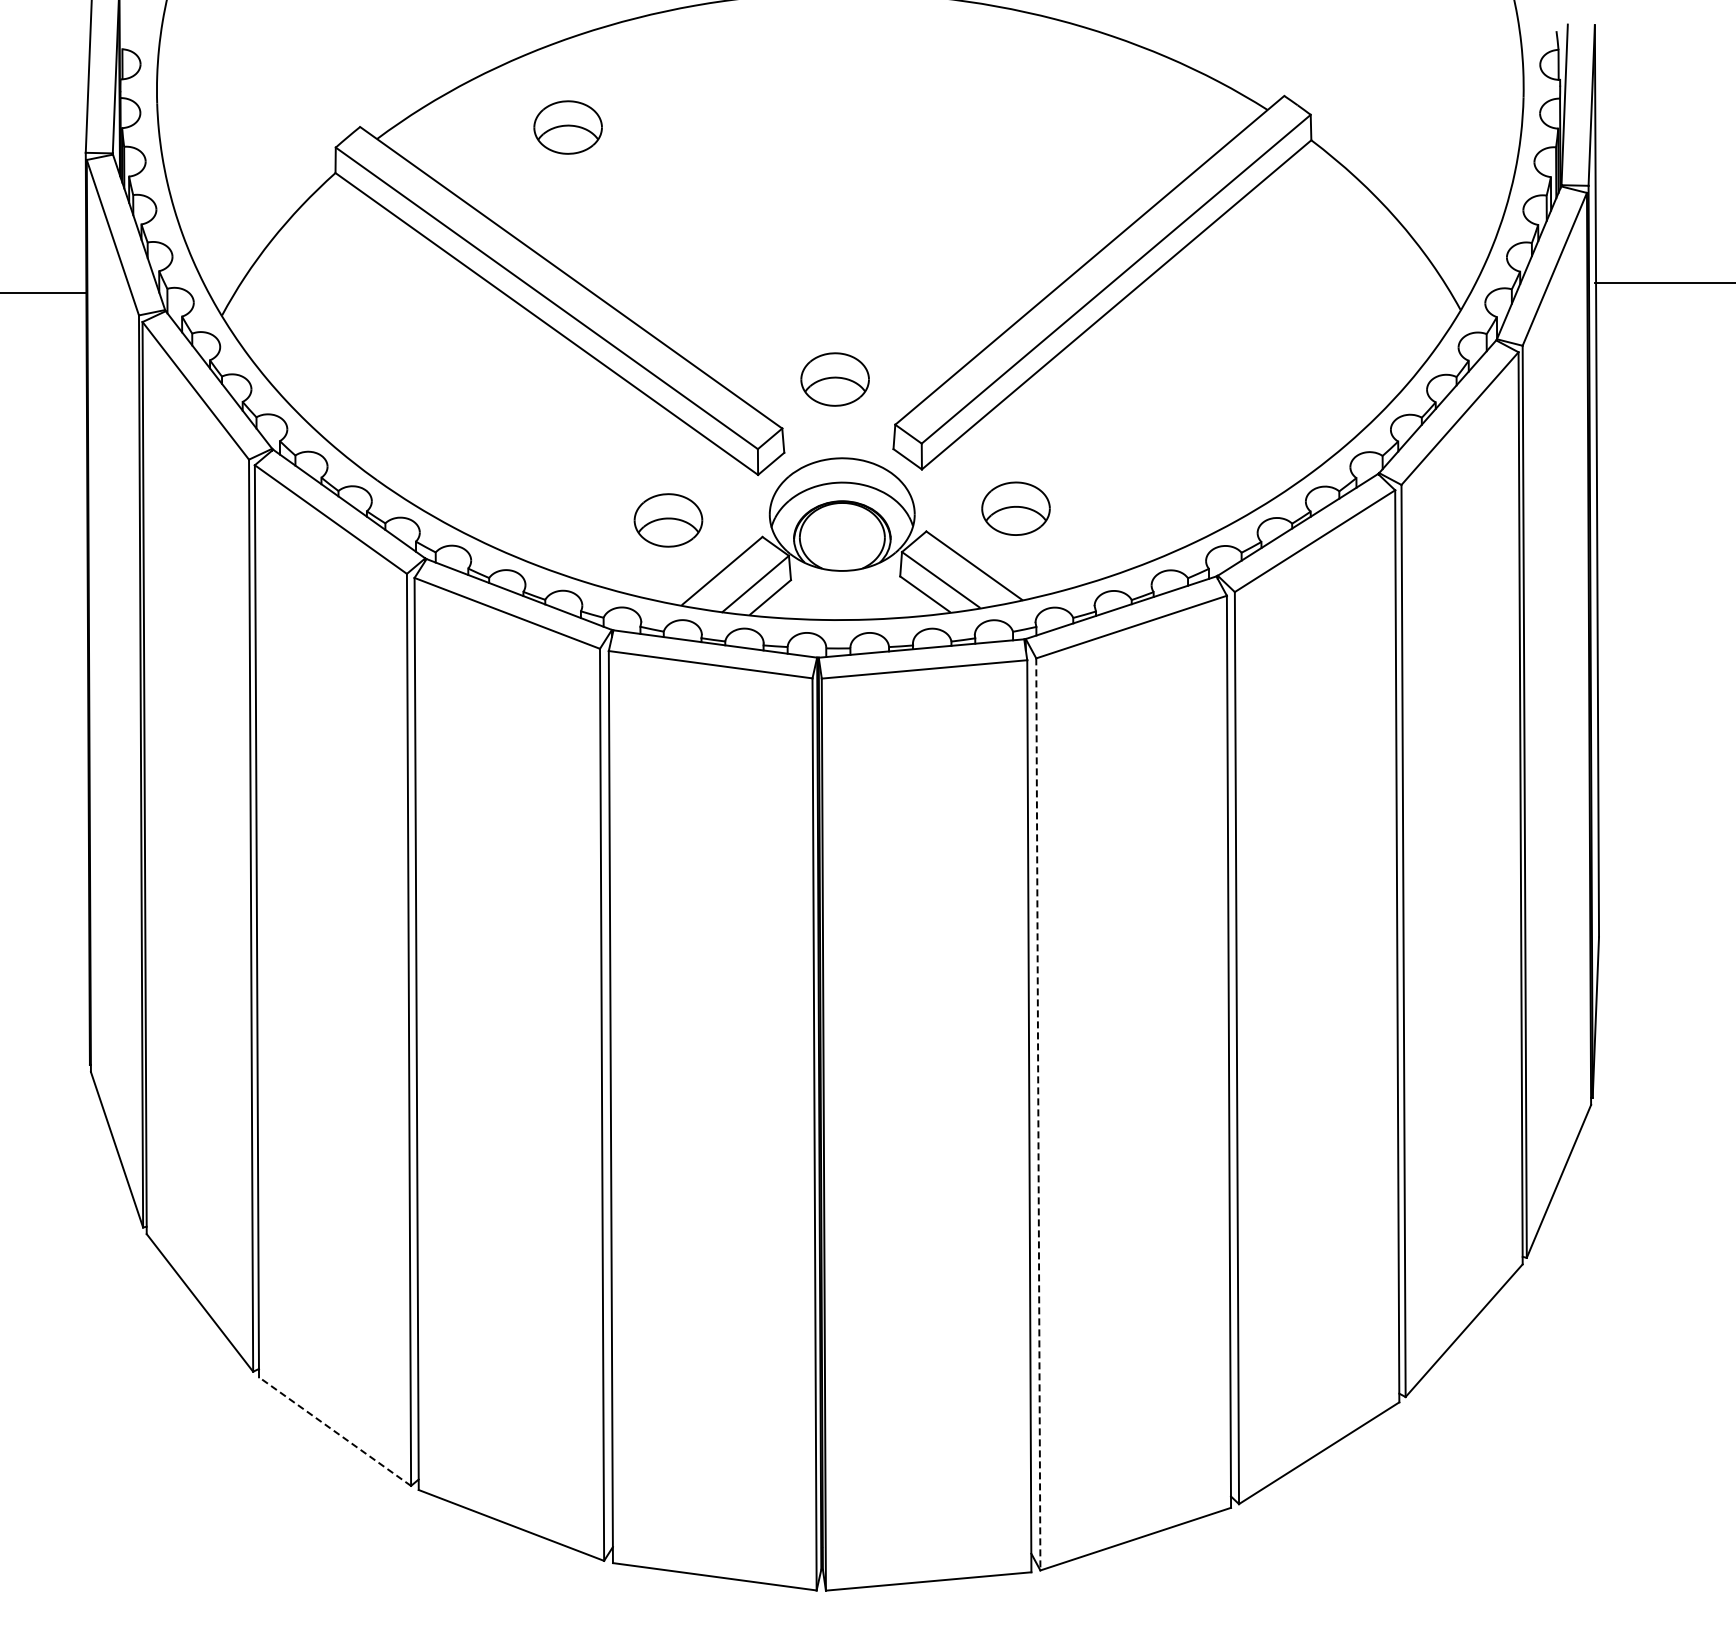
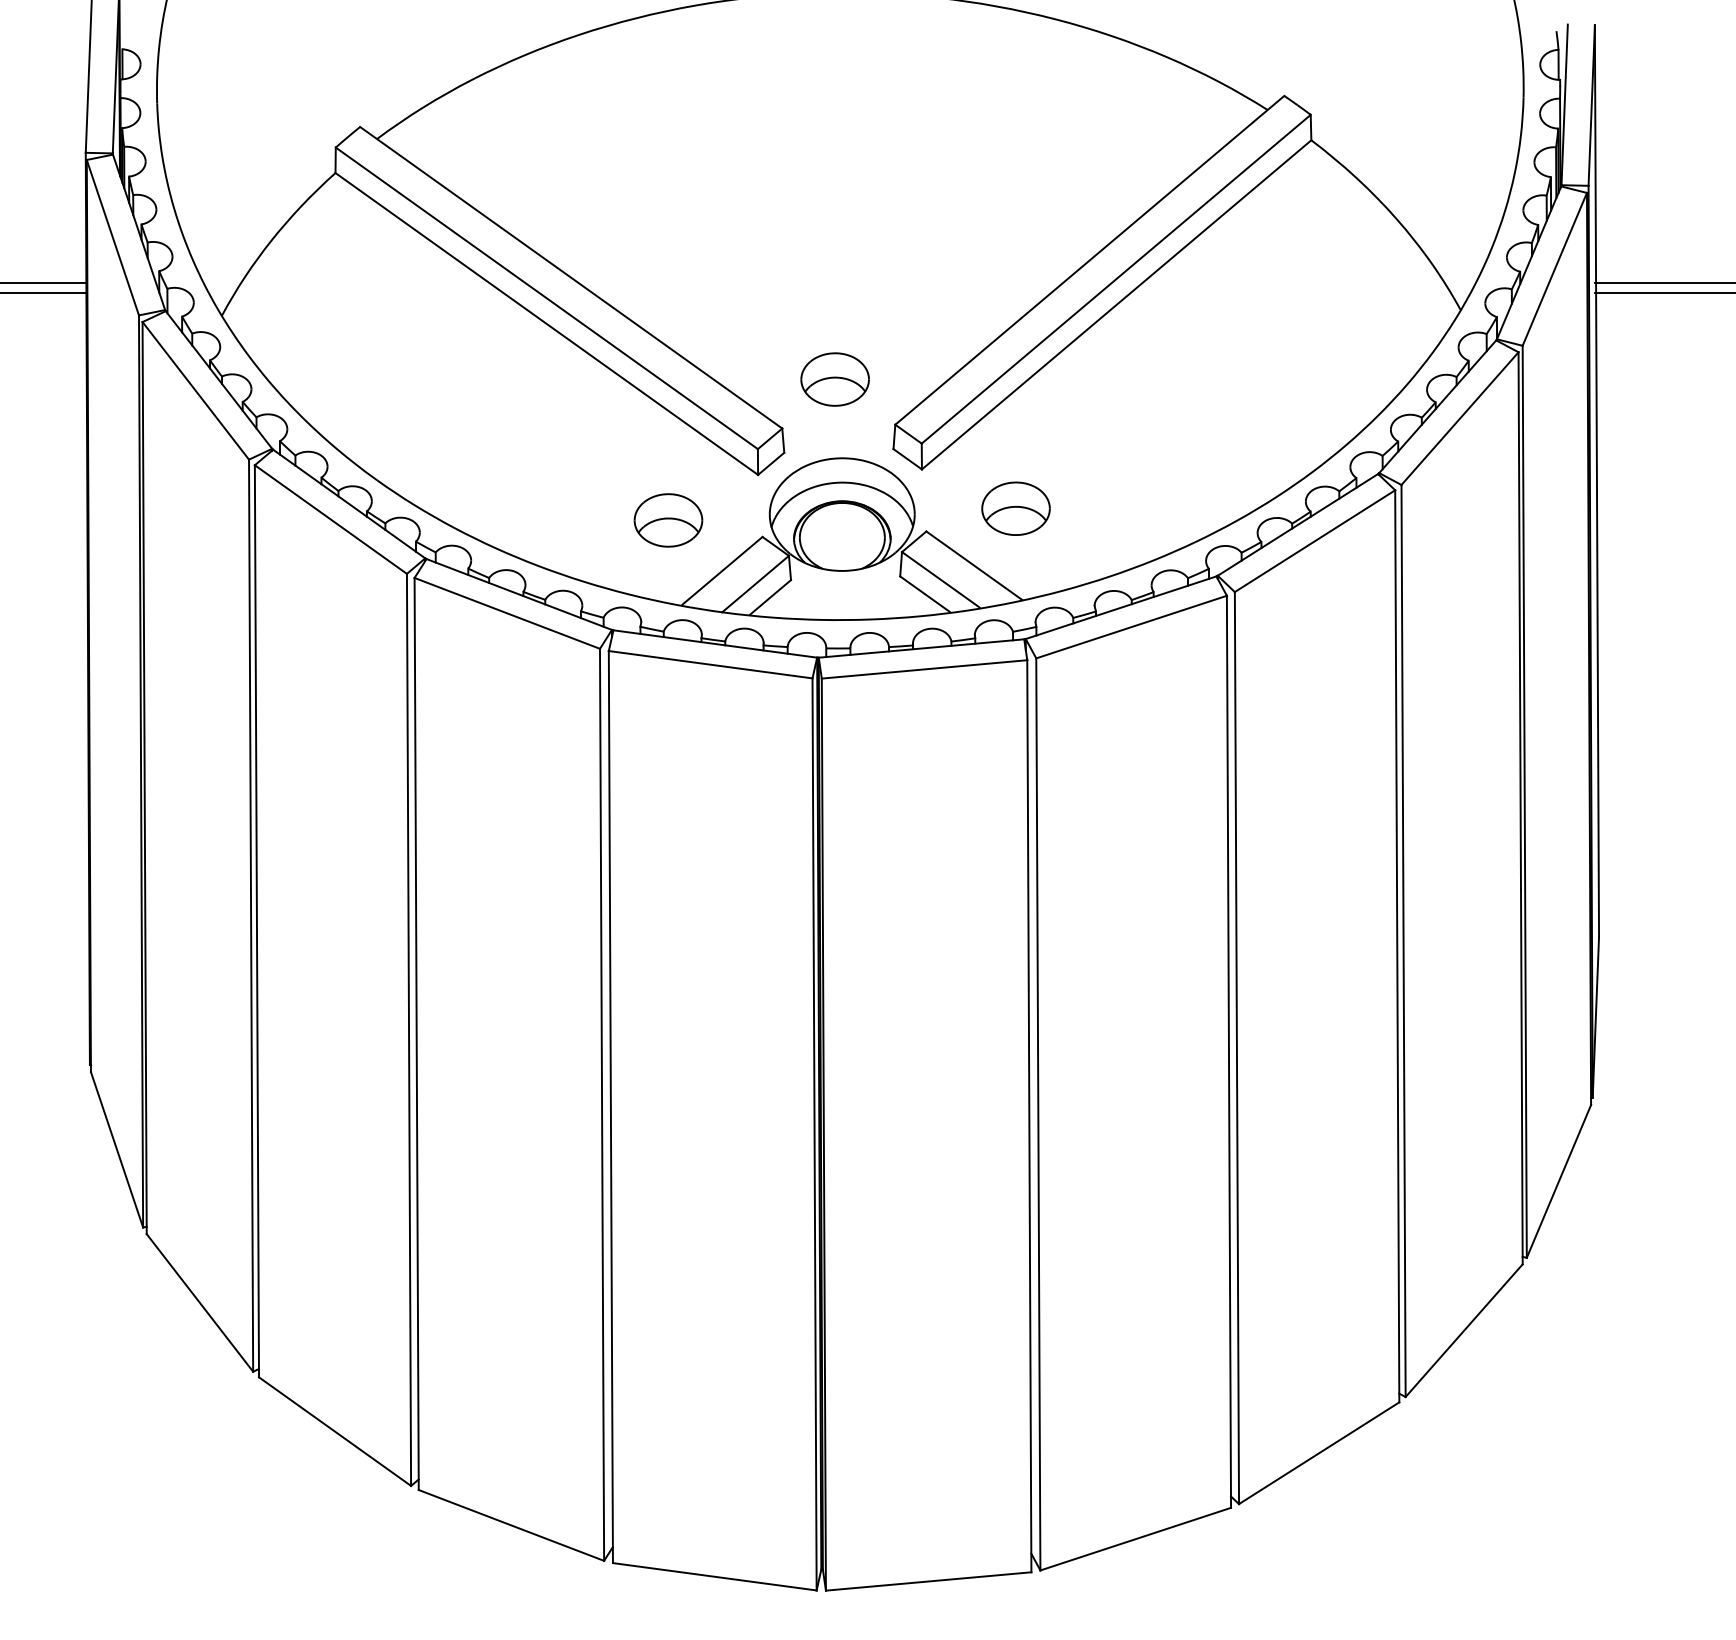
part: present -> none (567, 127)
line: none -> present (44, 282)
line: none -> present (1663, 292)
line: dashed -> solid (1038, 1114)
line: dashed -> solid (334, 1431)
